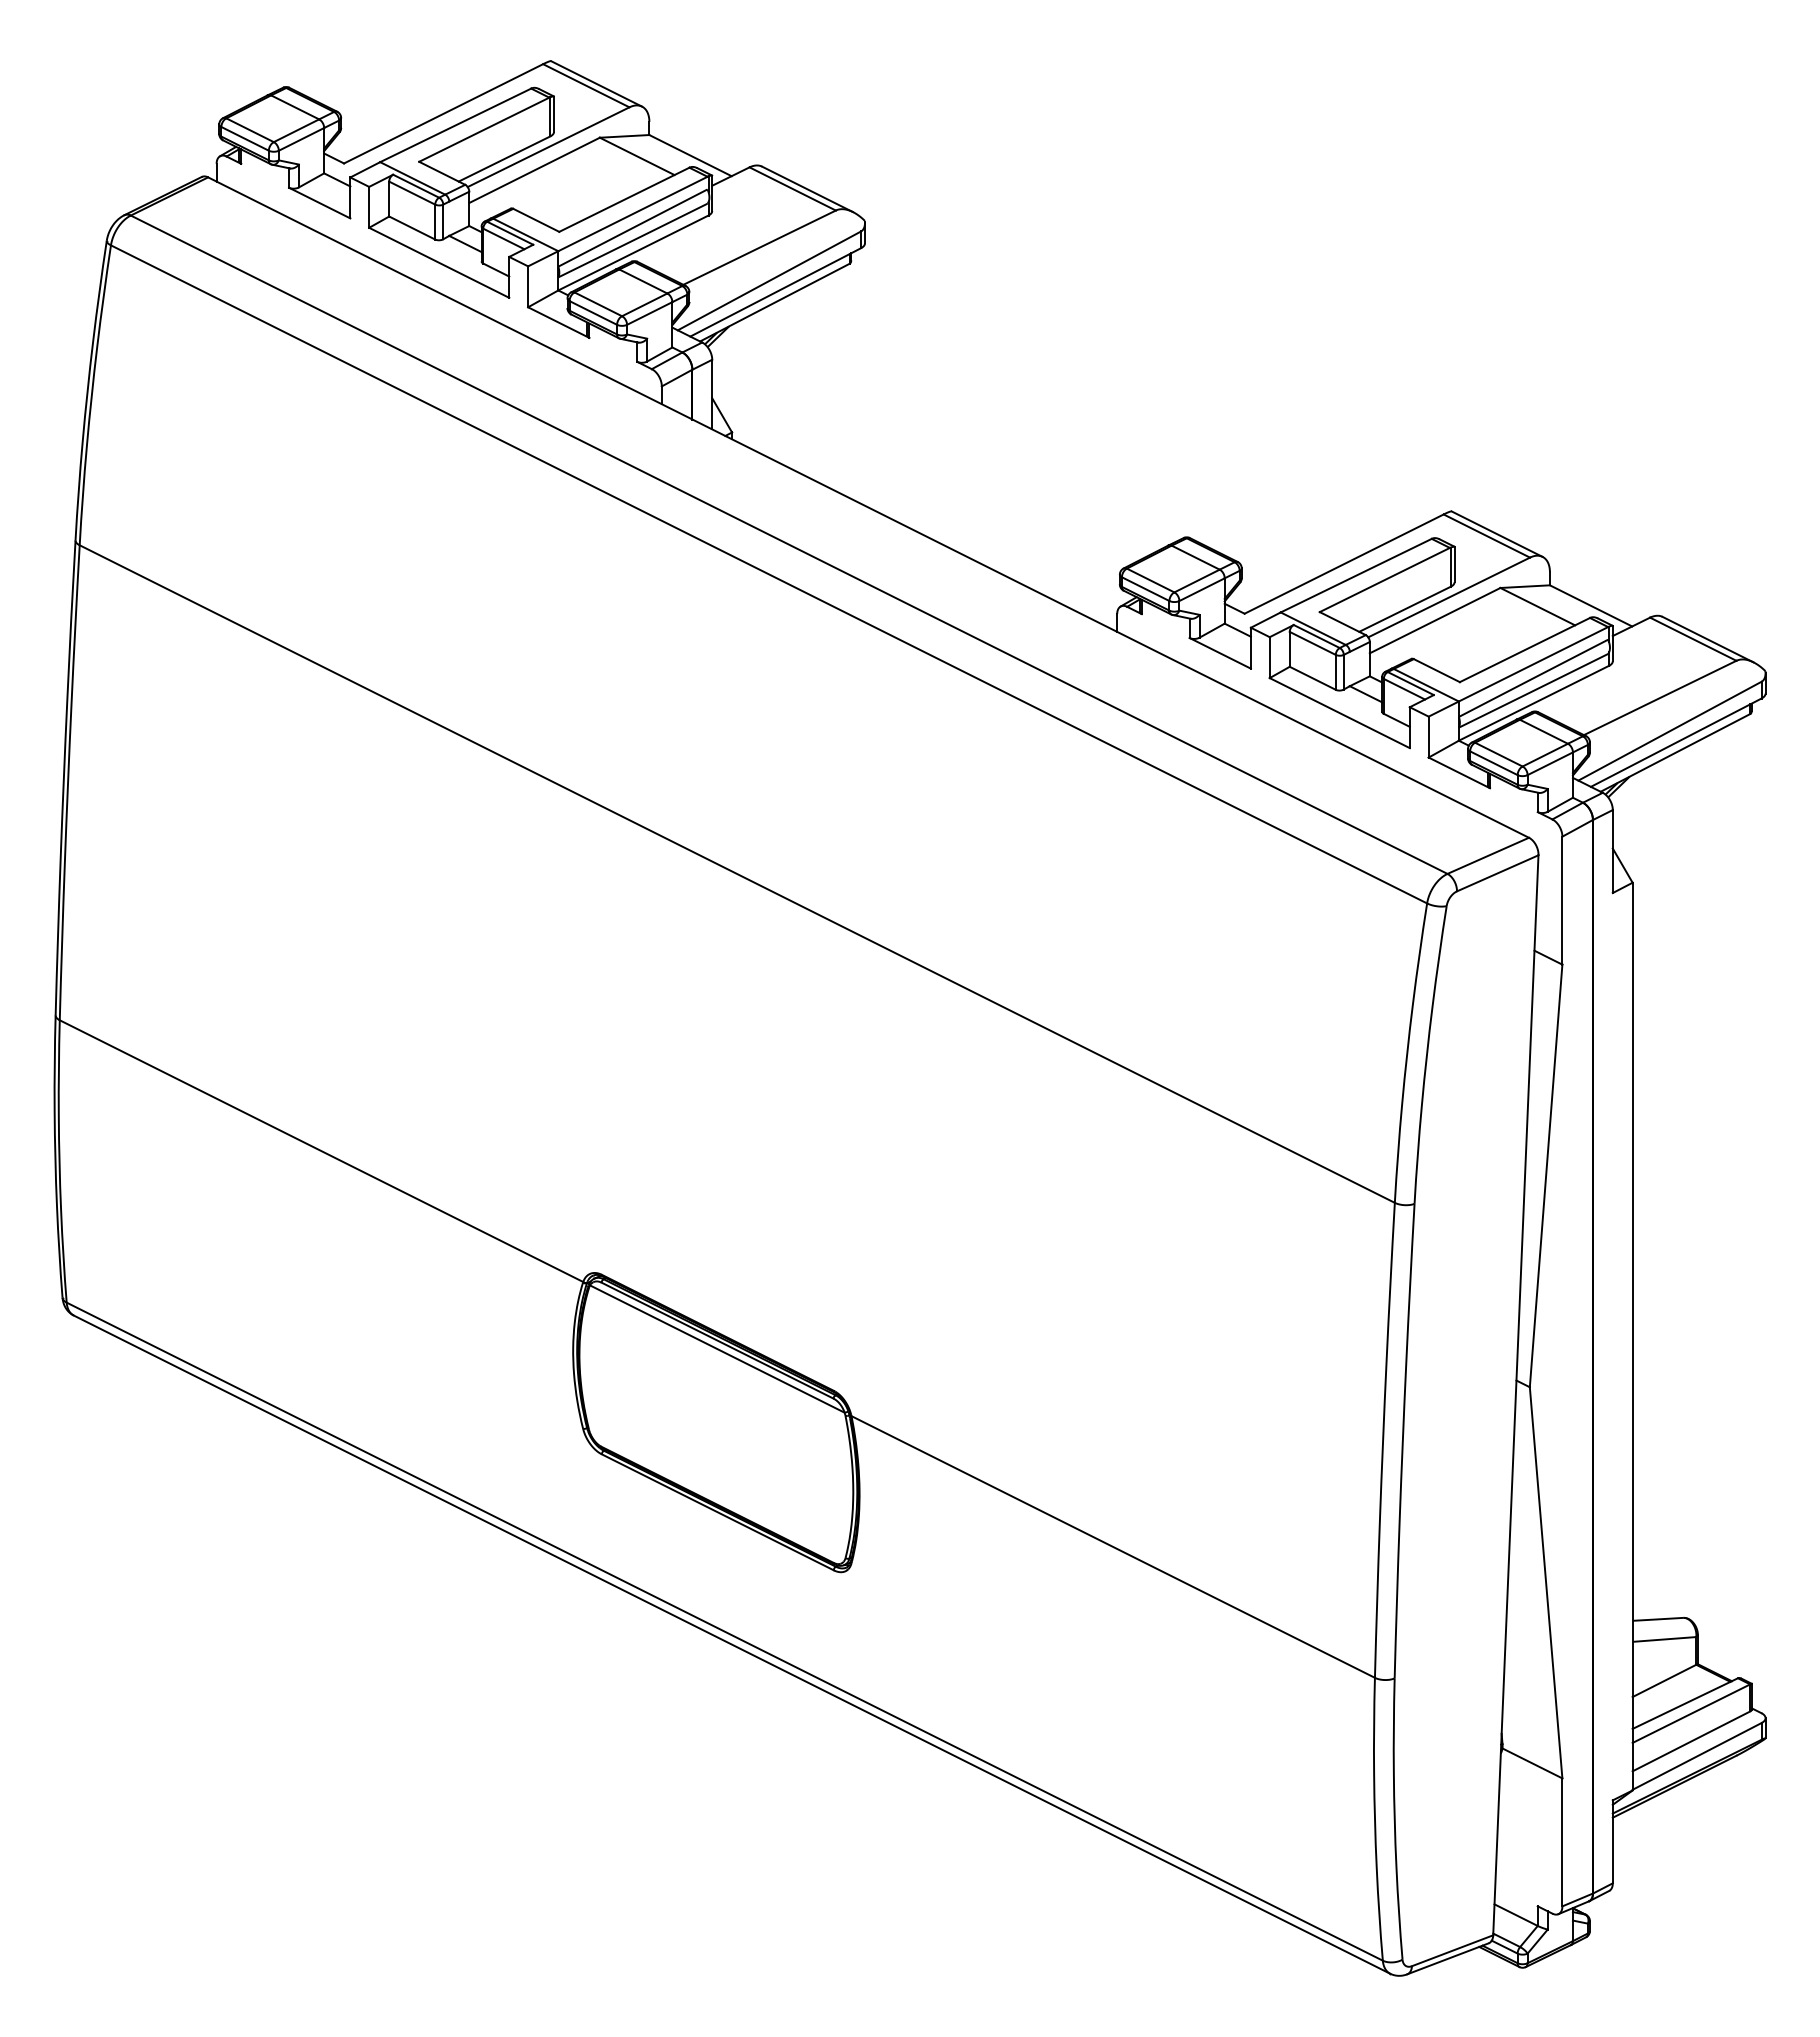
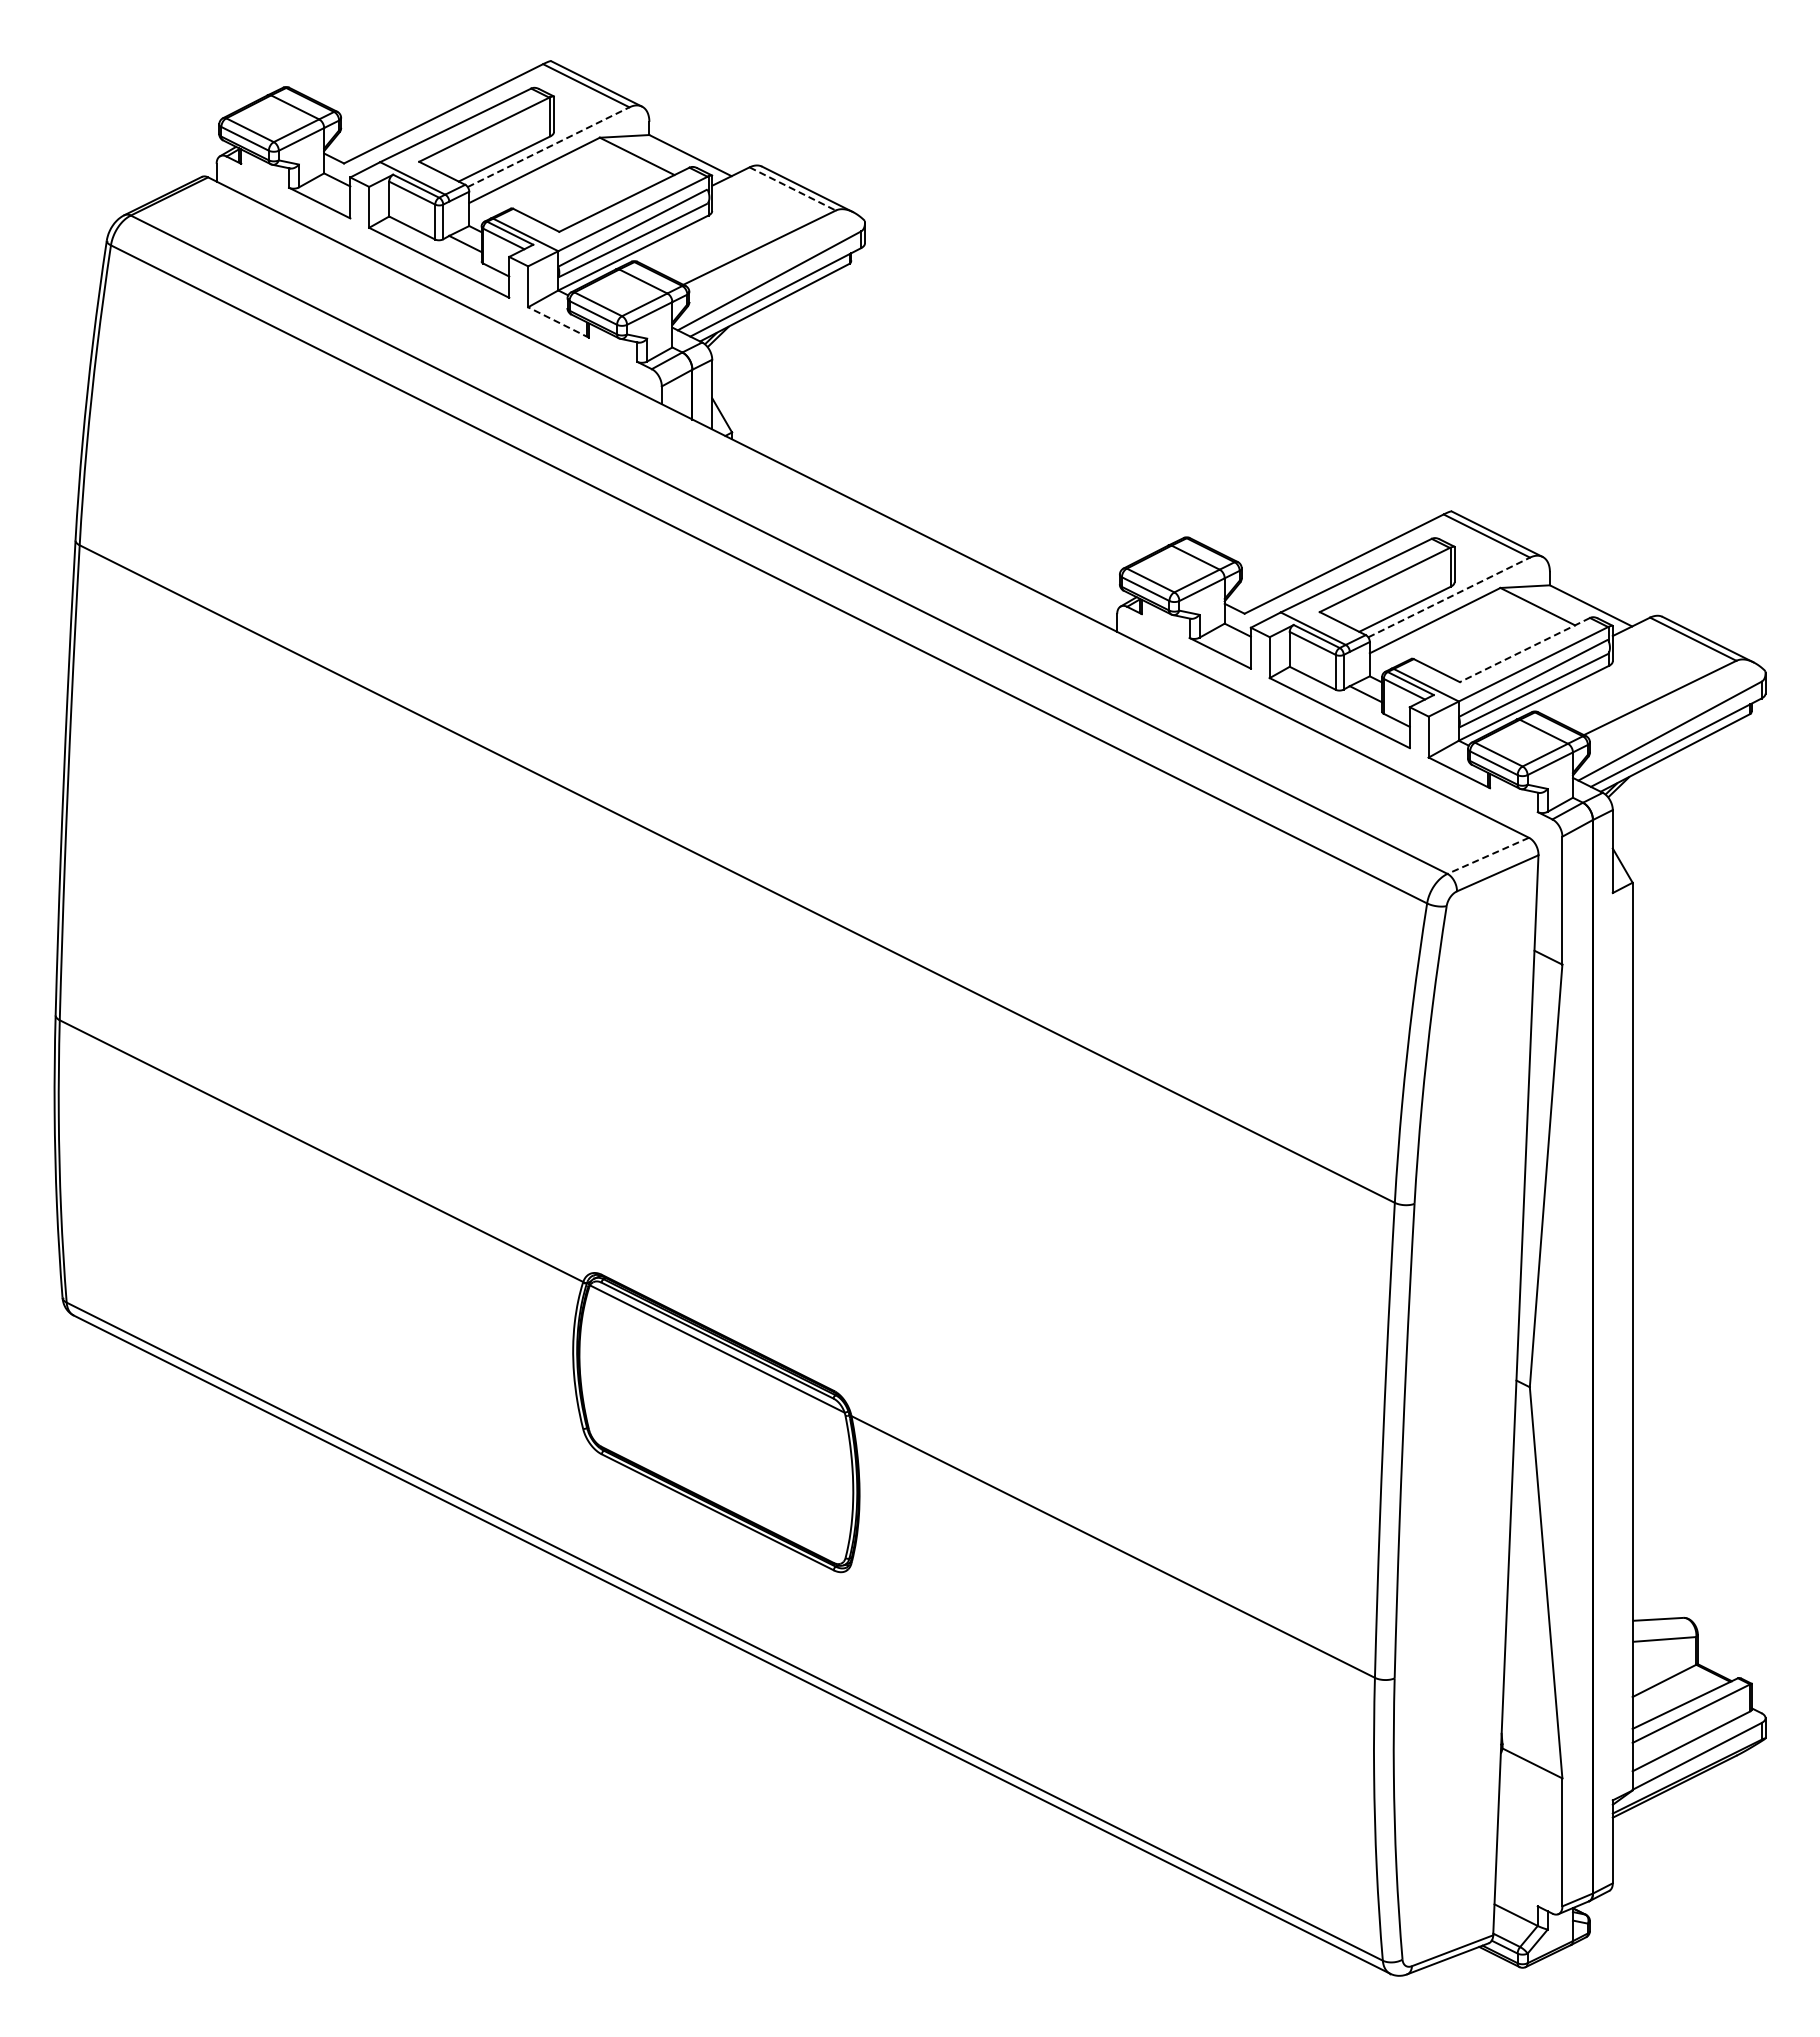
line: solid -> dashed (549, 146)
line: solid -> dashed (793, 189)
line: solid -> dashed (558, 322)
line: solid -> dashed (1449, 597)
line: solid -> dashed (1524, 650)
line: solid -> dashed (1488, 855)
